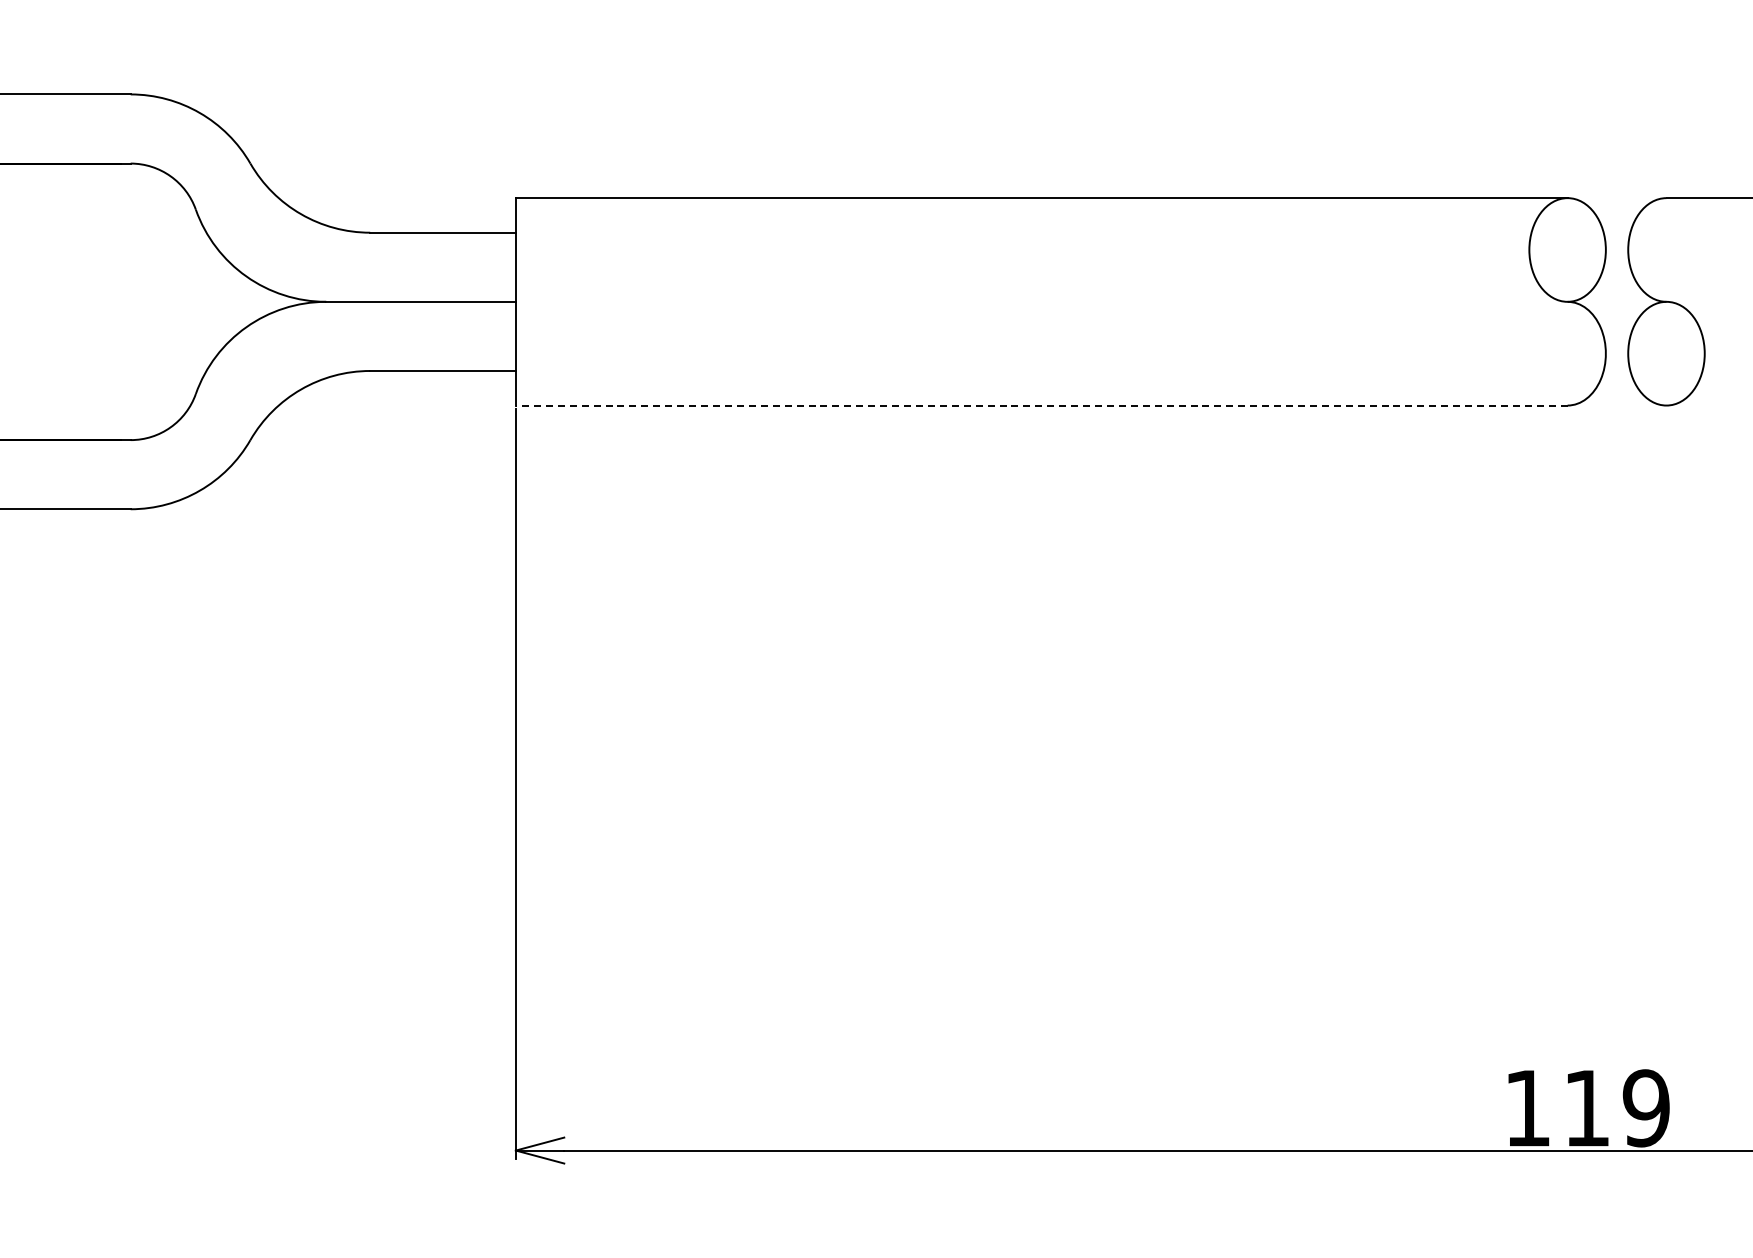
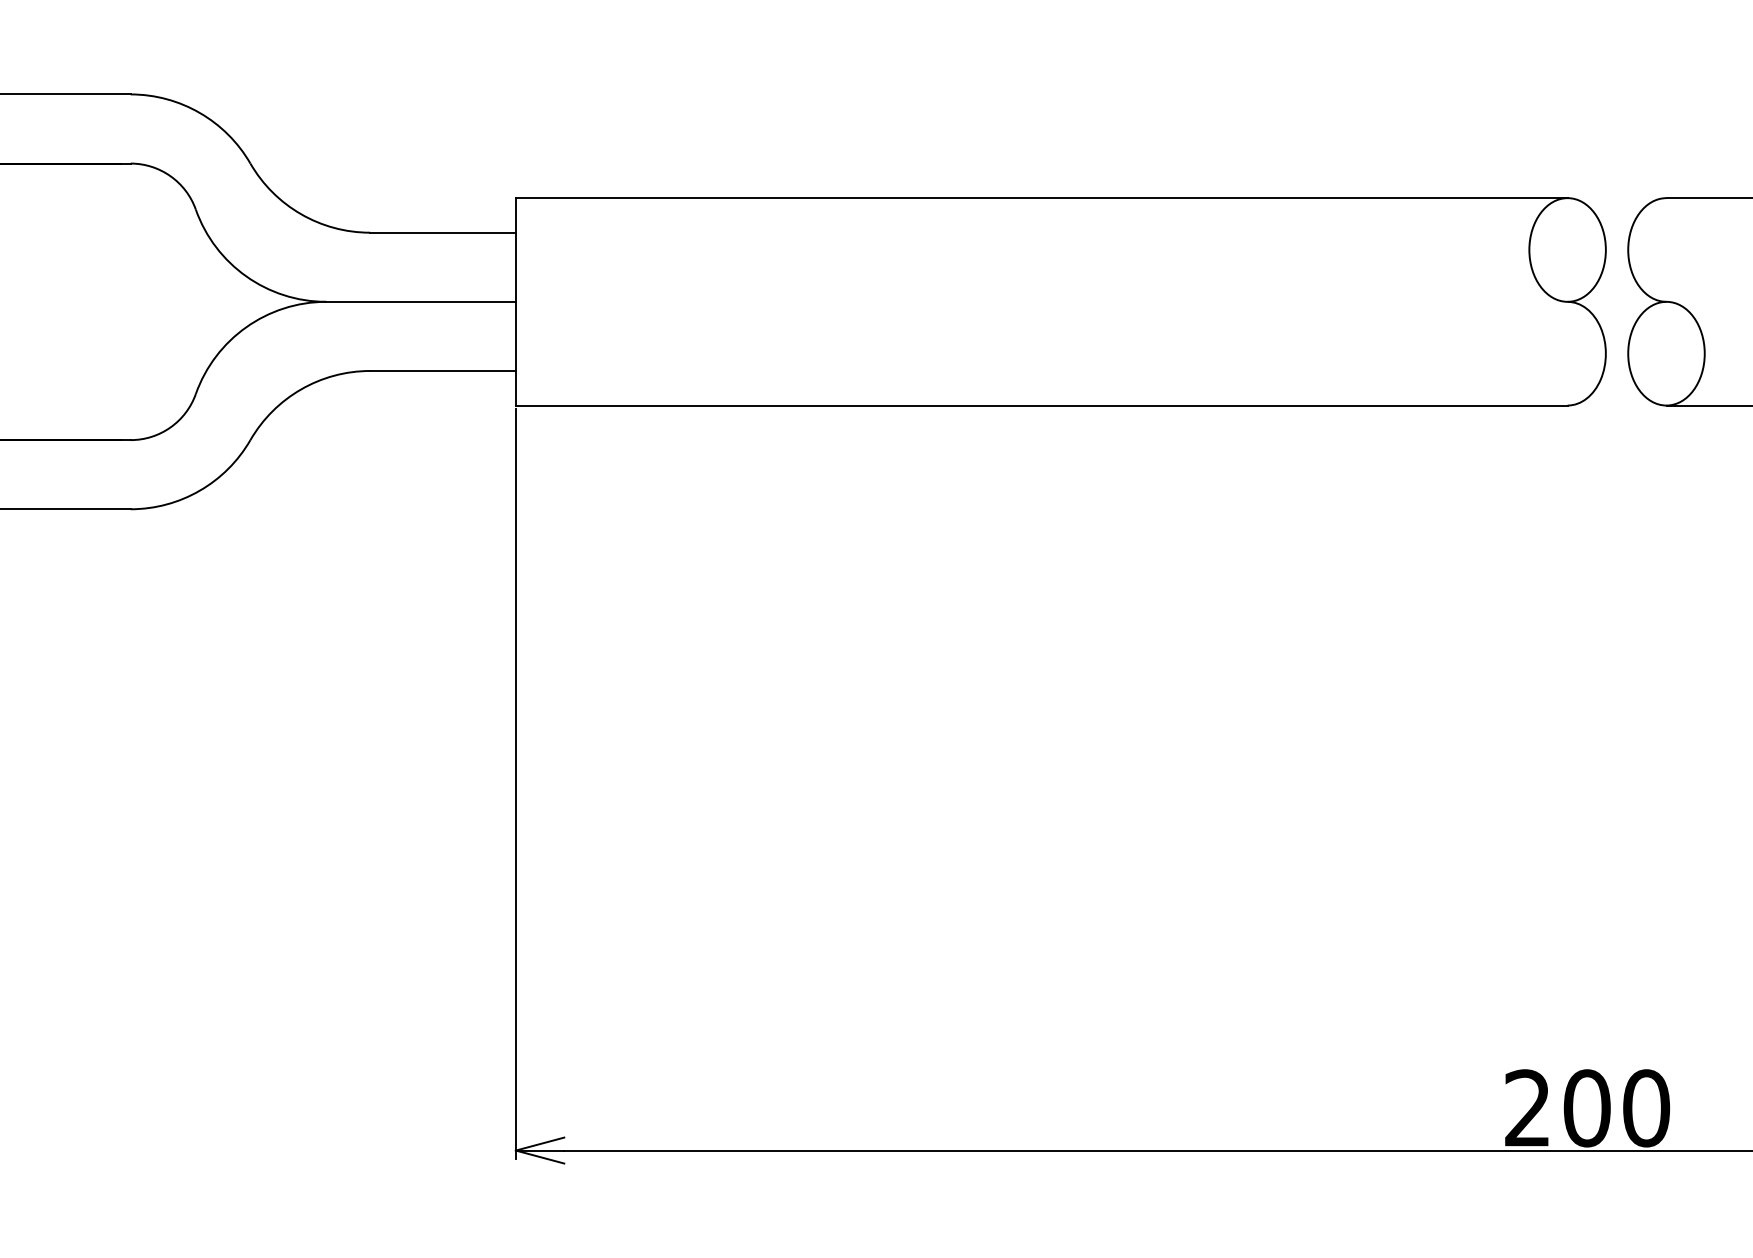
line: dashed -> solid (1041, 405)
line: none -> present (1707, 405)
text: 119 -> 200 (1587, 1108)
